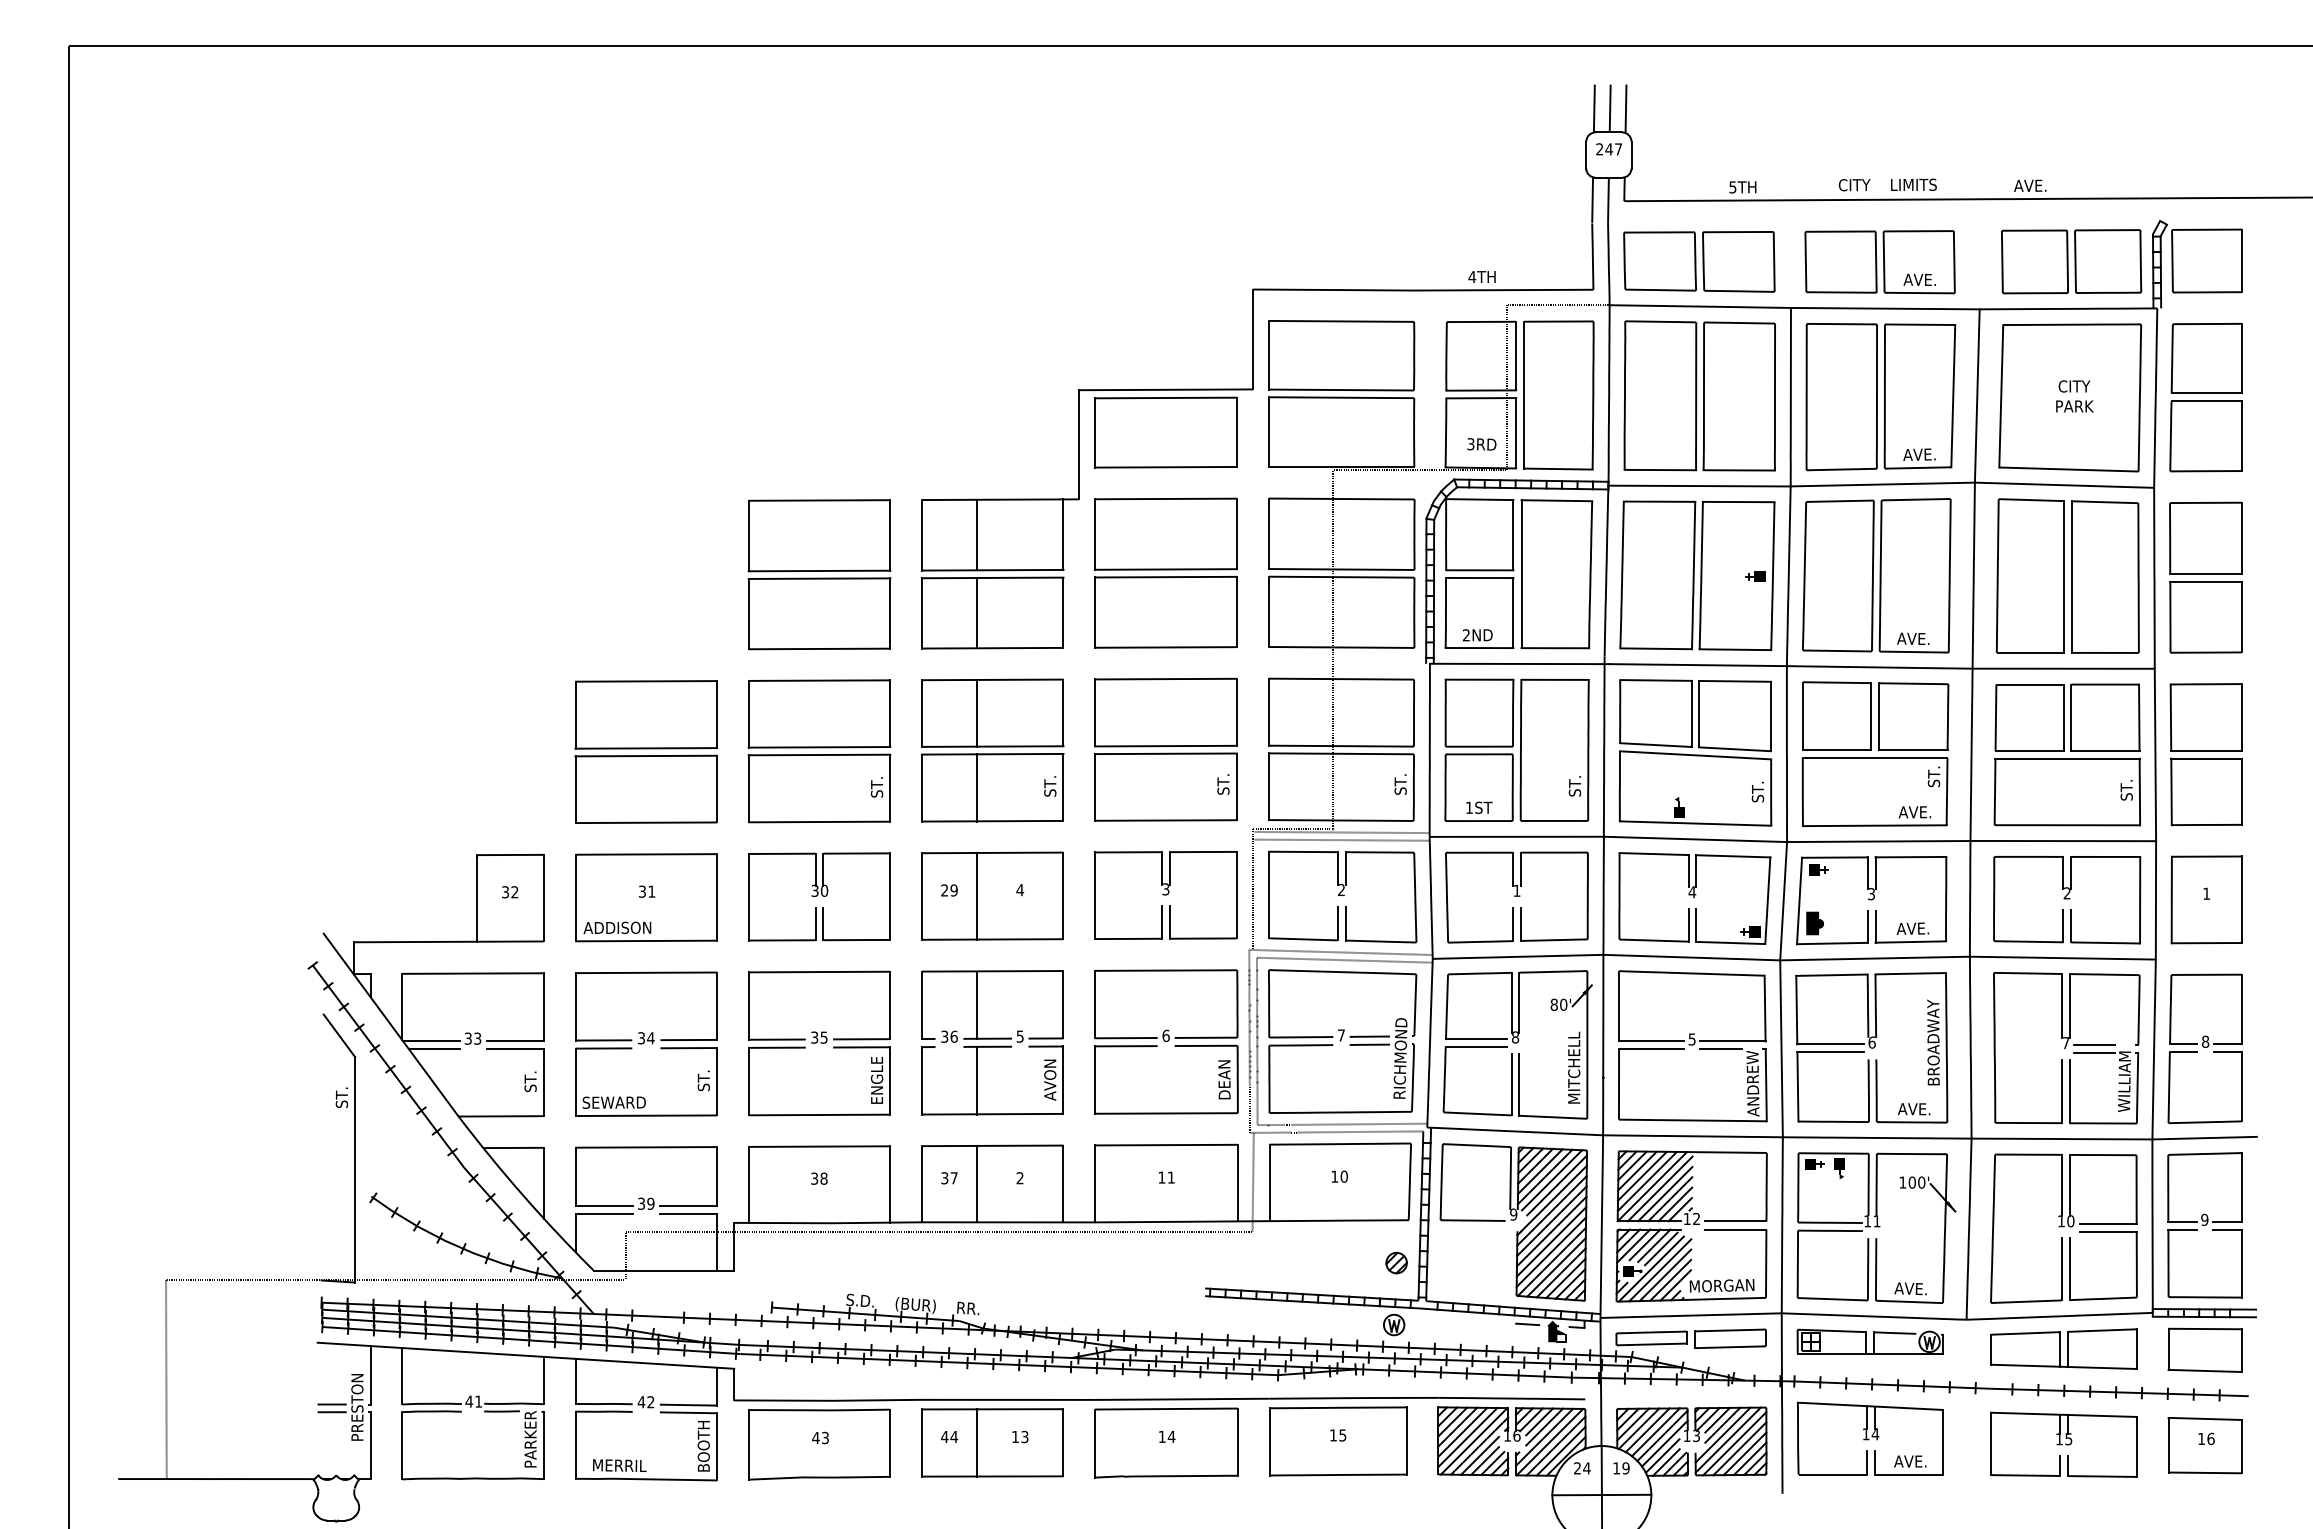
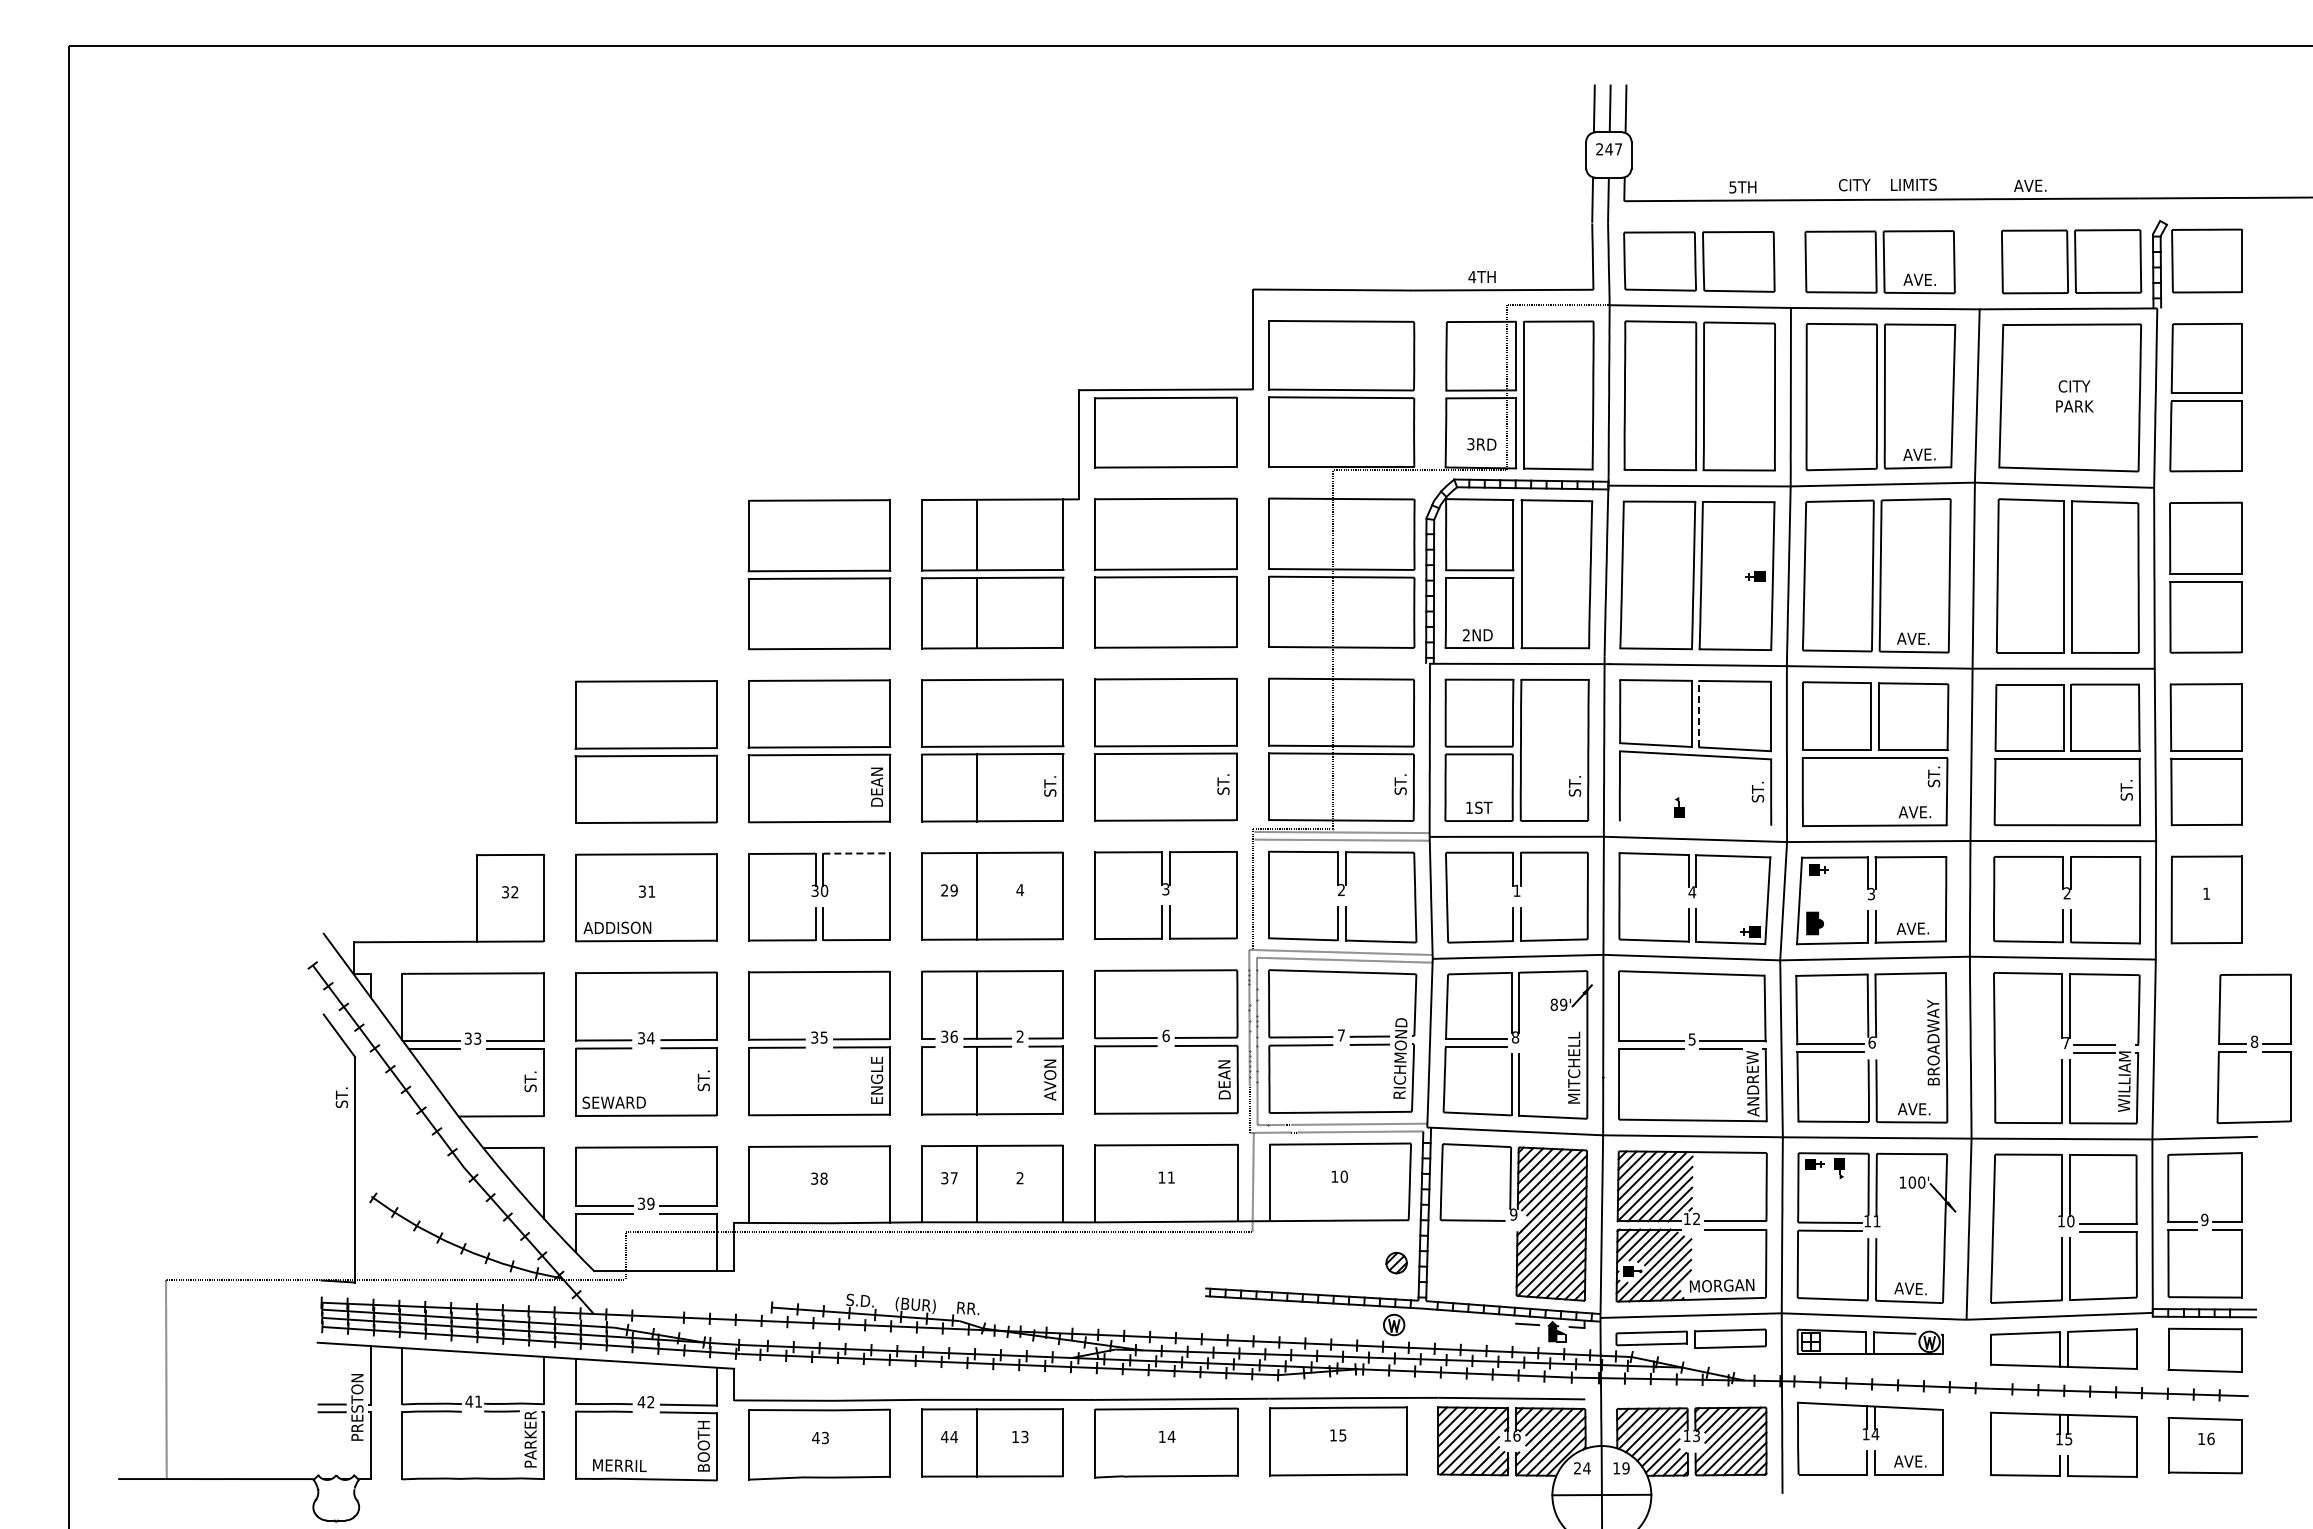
line: present -> none (977, 712)
line: solid -> dashed (1699, 713)
text: ST. -> DEAN (876, 786)
line: present -> none (1695, 823)
line: solid -> dashed (857, 853)
text: 80' -> 89' (1563, 1004)
text: 5 -> 2 (1019, 1036)
part position: (2204, 1048) -> (2253, 1048) (2253, 1048)
